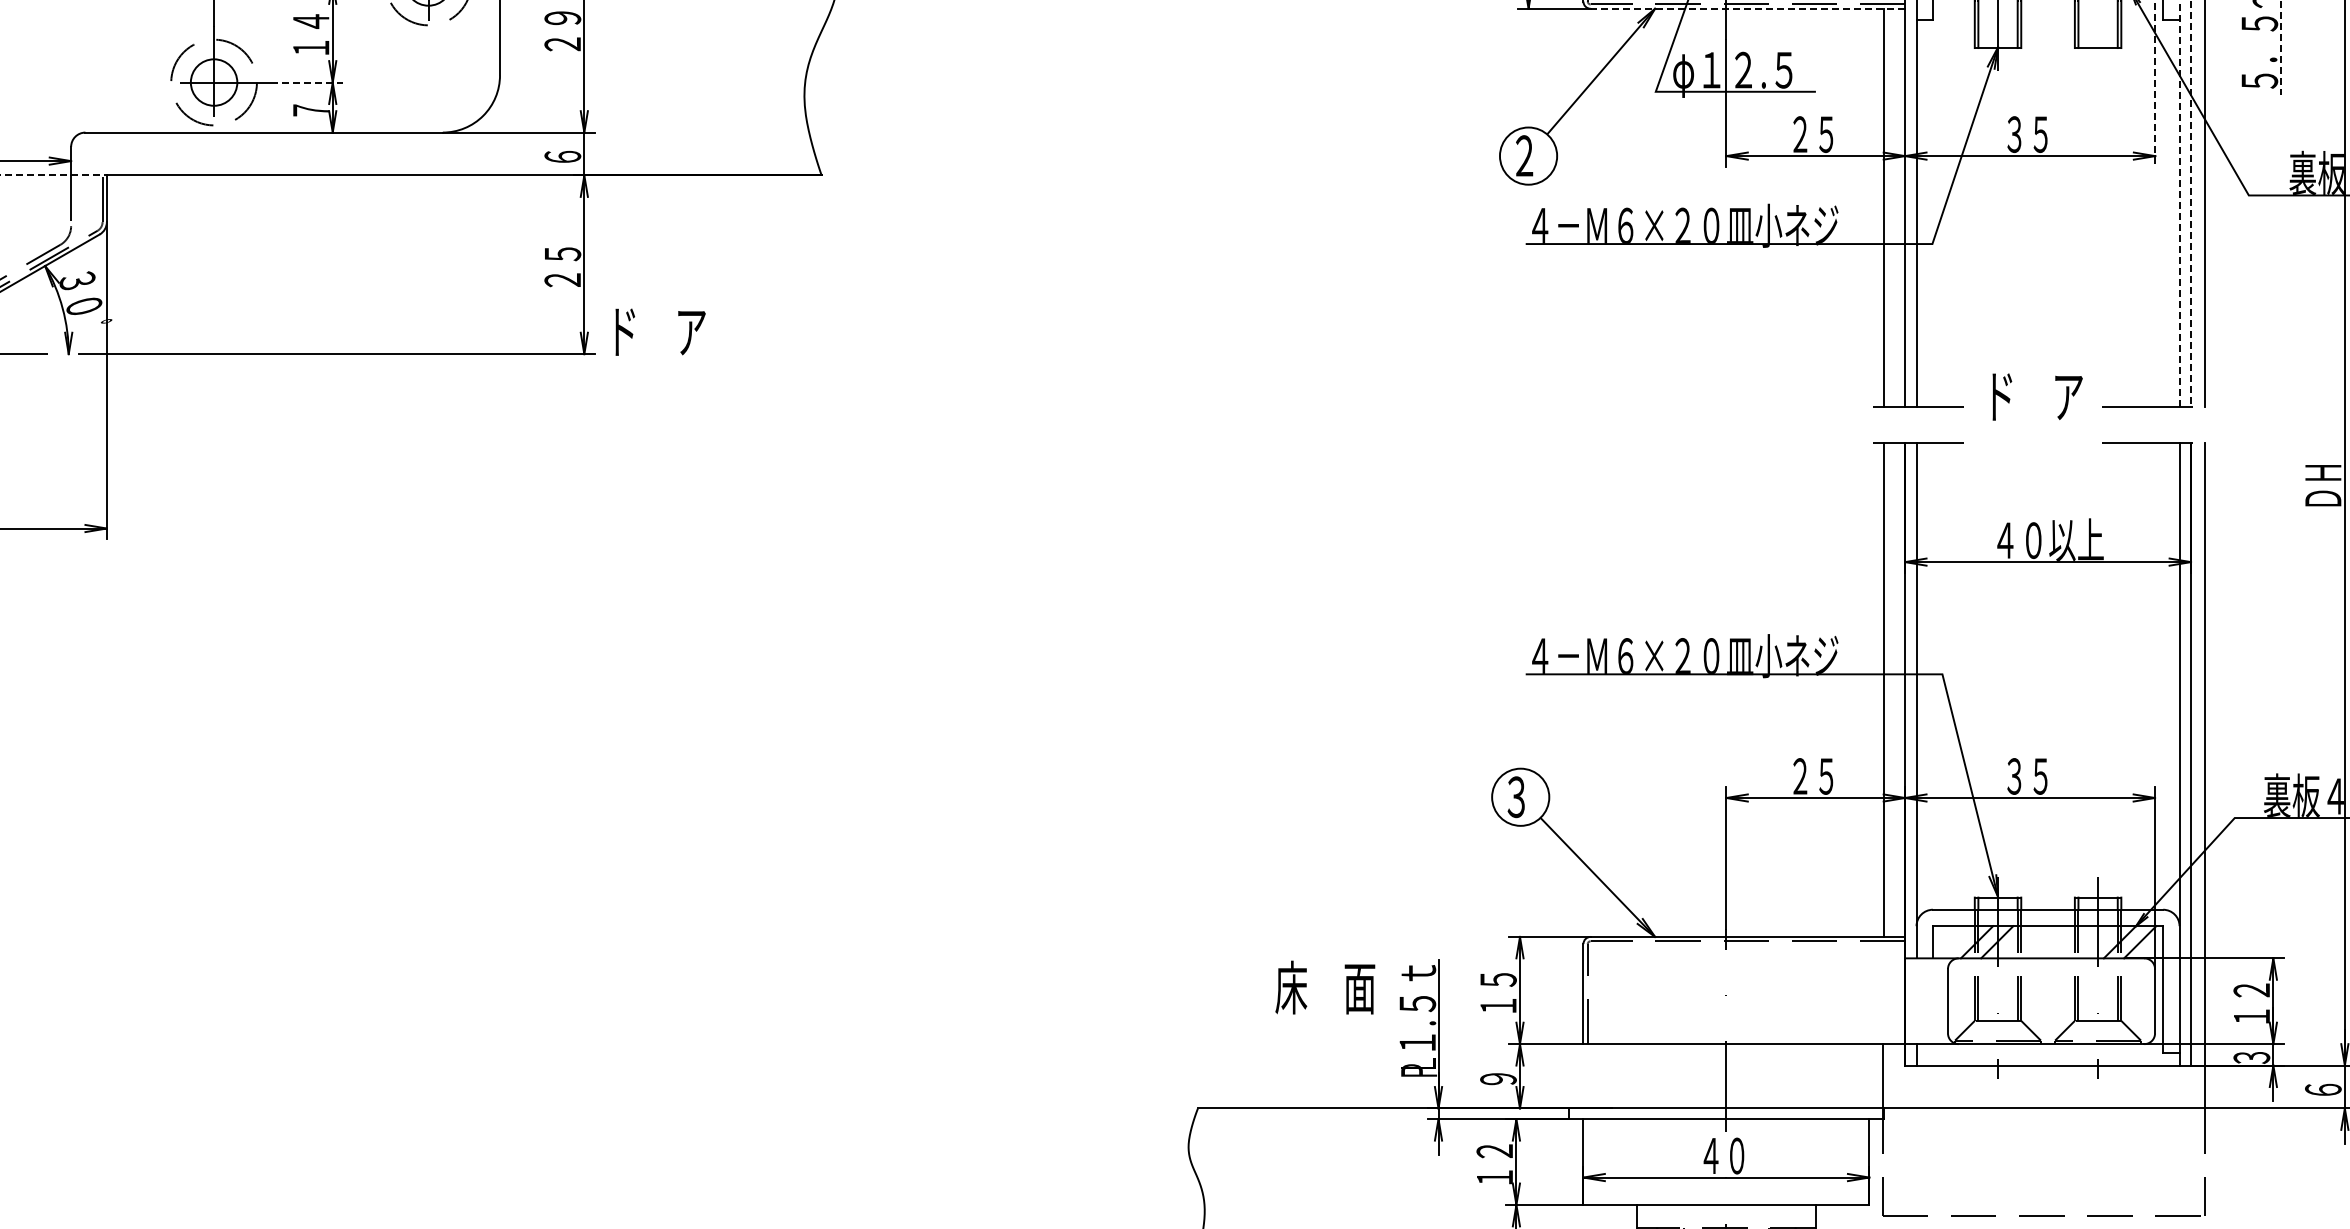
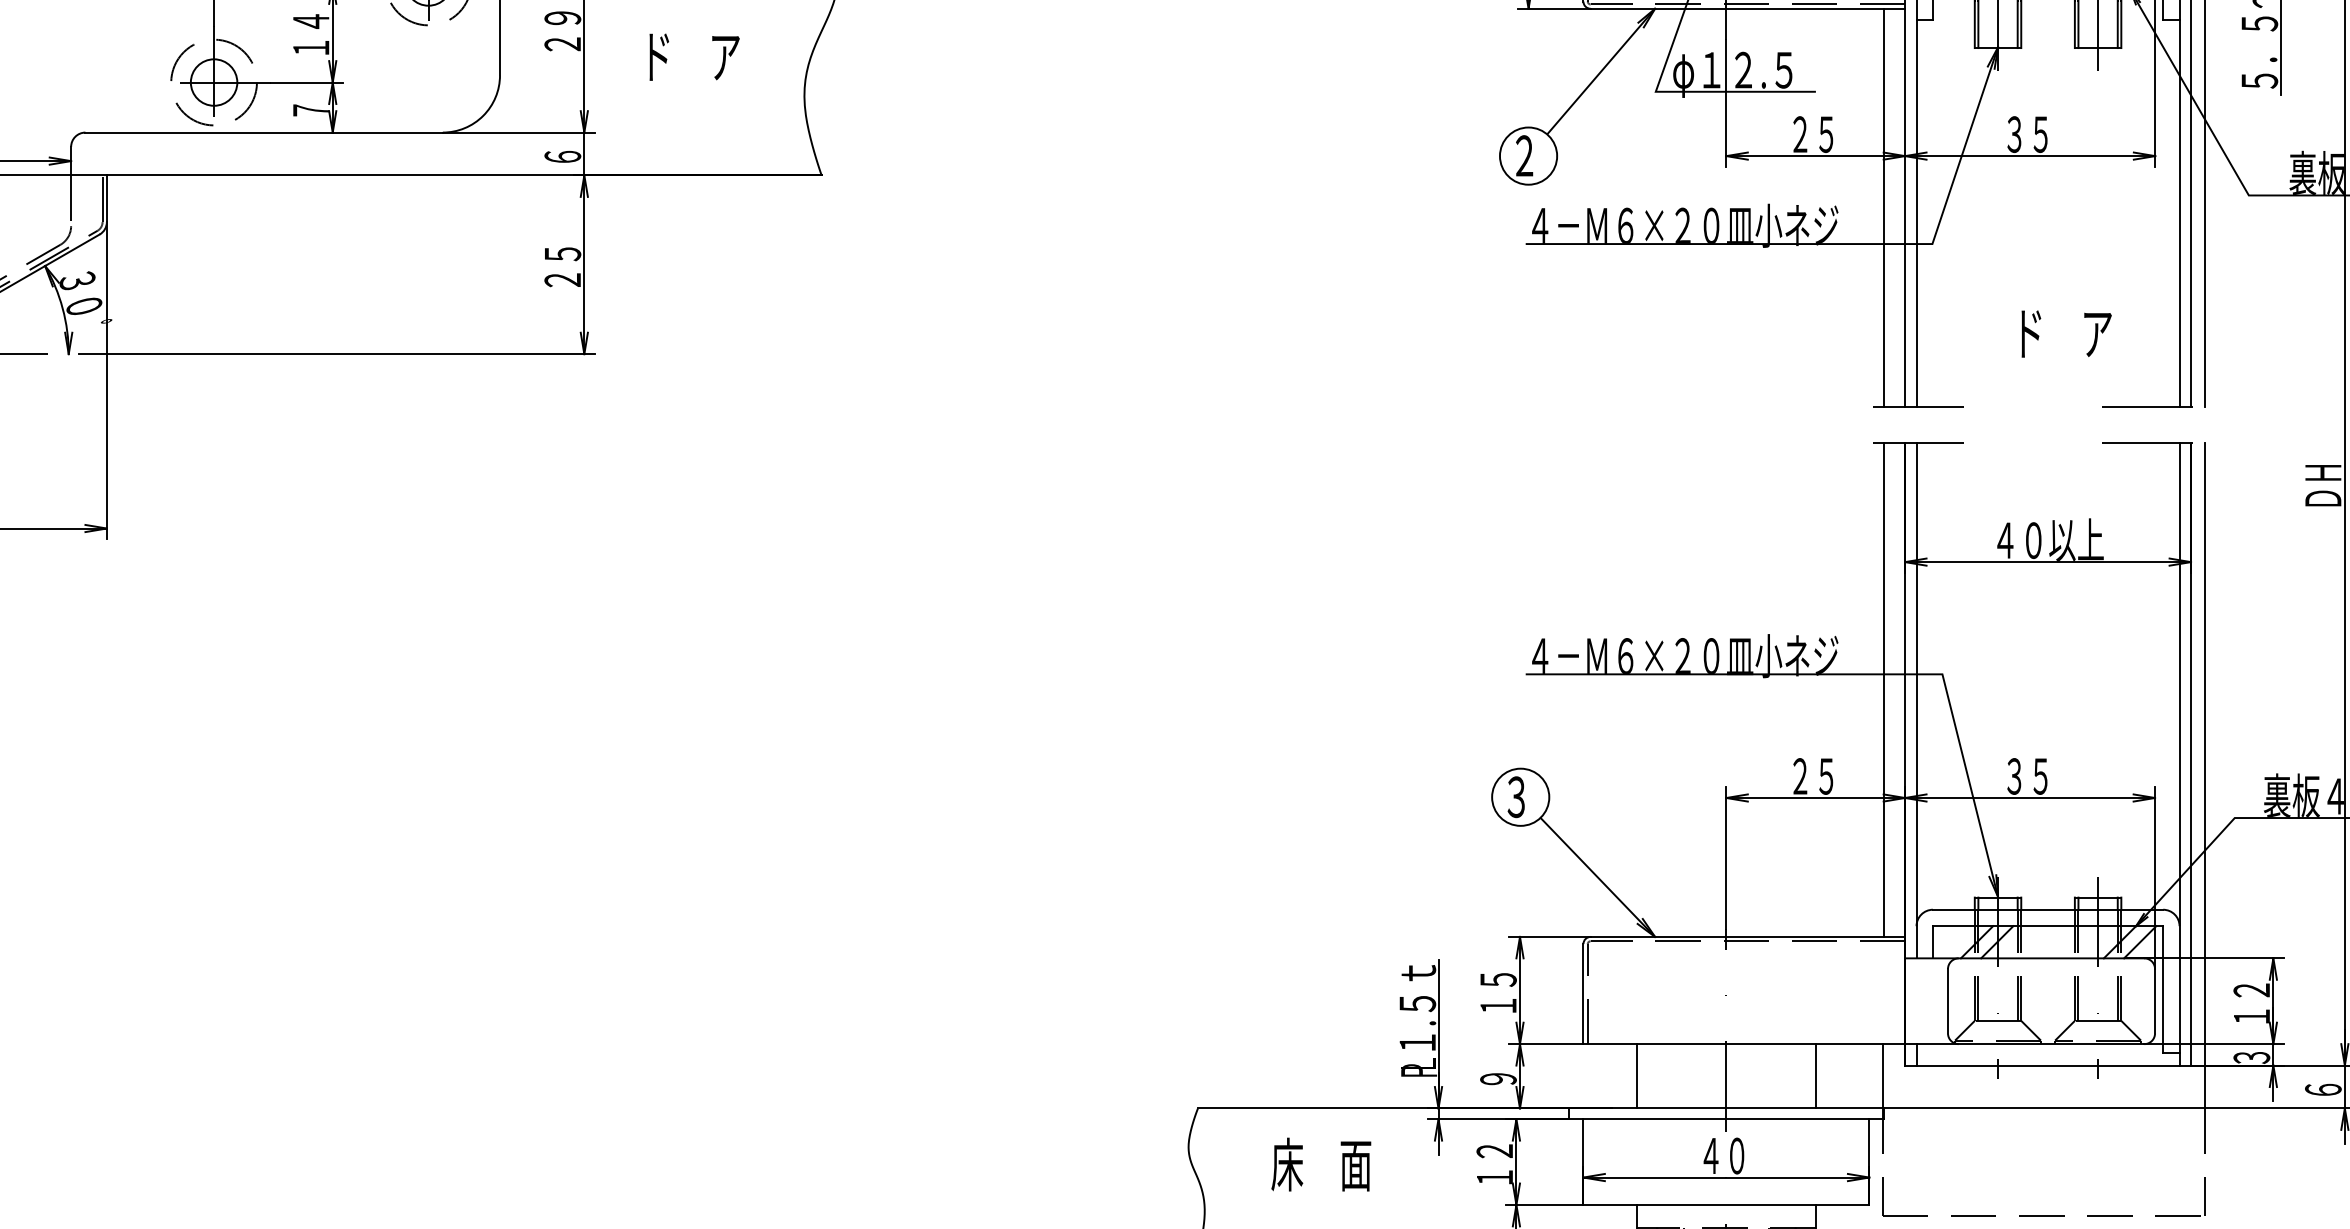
line: dashed -> solid (1747, 8)
line: none -> present (2098, 36)
line: dashed -> solid (2281, 47)
line: dashed -> solid (307, 82)
line: dashed -> solid (2155, 83)
line: dashed -> solid (53, 175)
line: dashed -> solid (2179, 203)
line: dashed -> solid (2191, 204)
text position: (660, 331) -> (694, 56) (694, 56)
text position: (2037, 396) -> (2066, 333) (2066, 333)
text position: (1325, 987) -> (1321, 1164) (1321, 1164)
line: none -> present (1637, 1076)
line: none -> present (1815, 1076)
